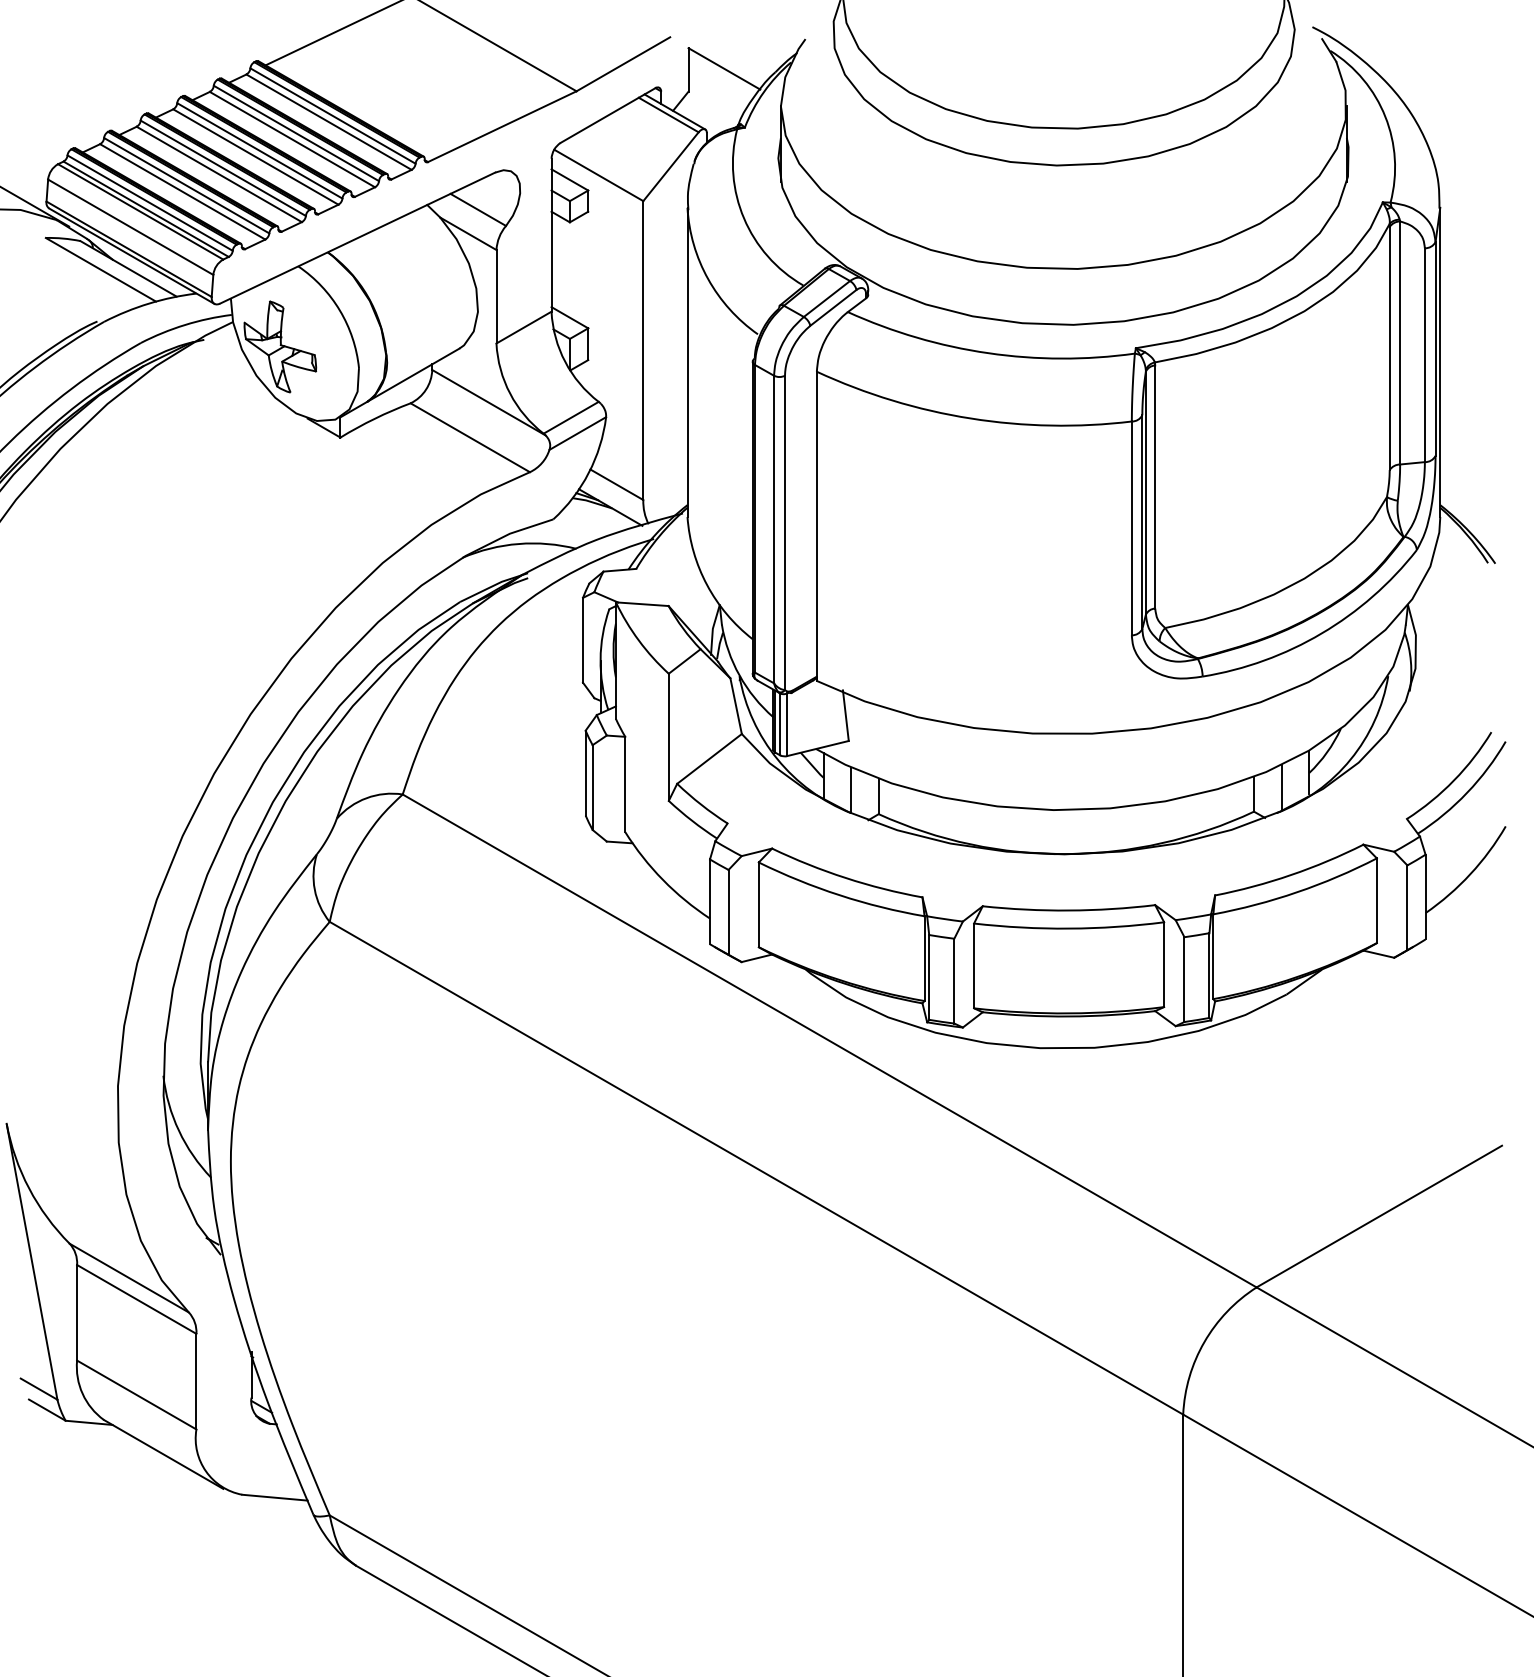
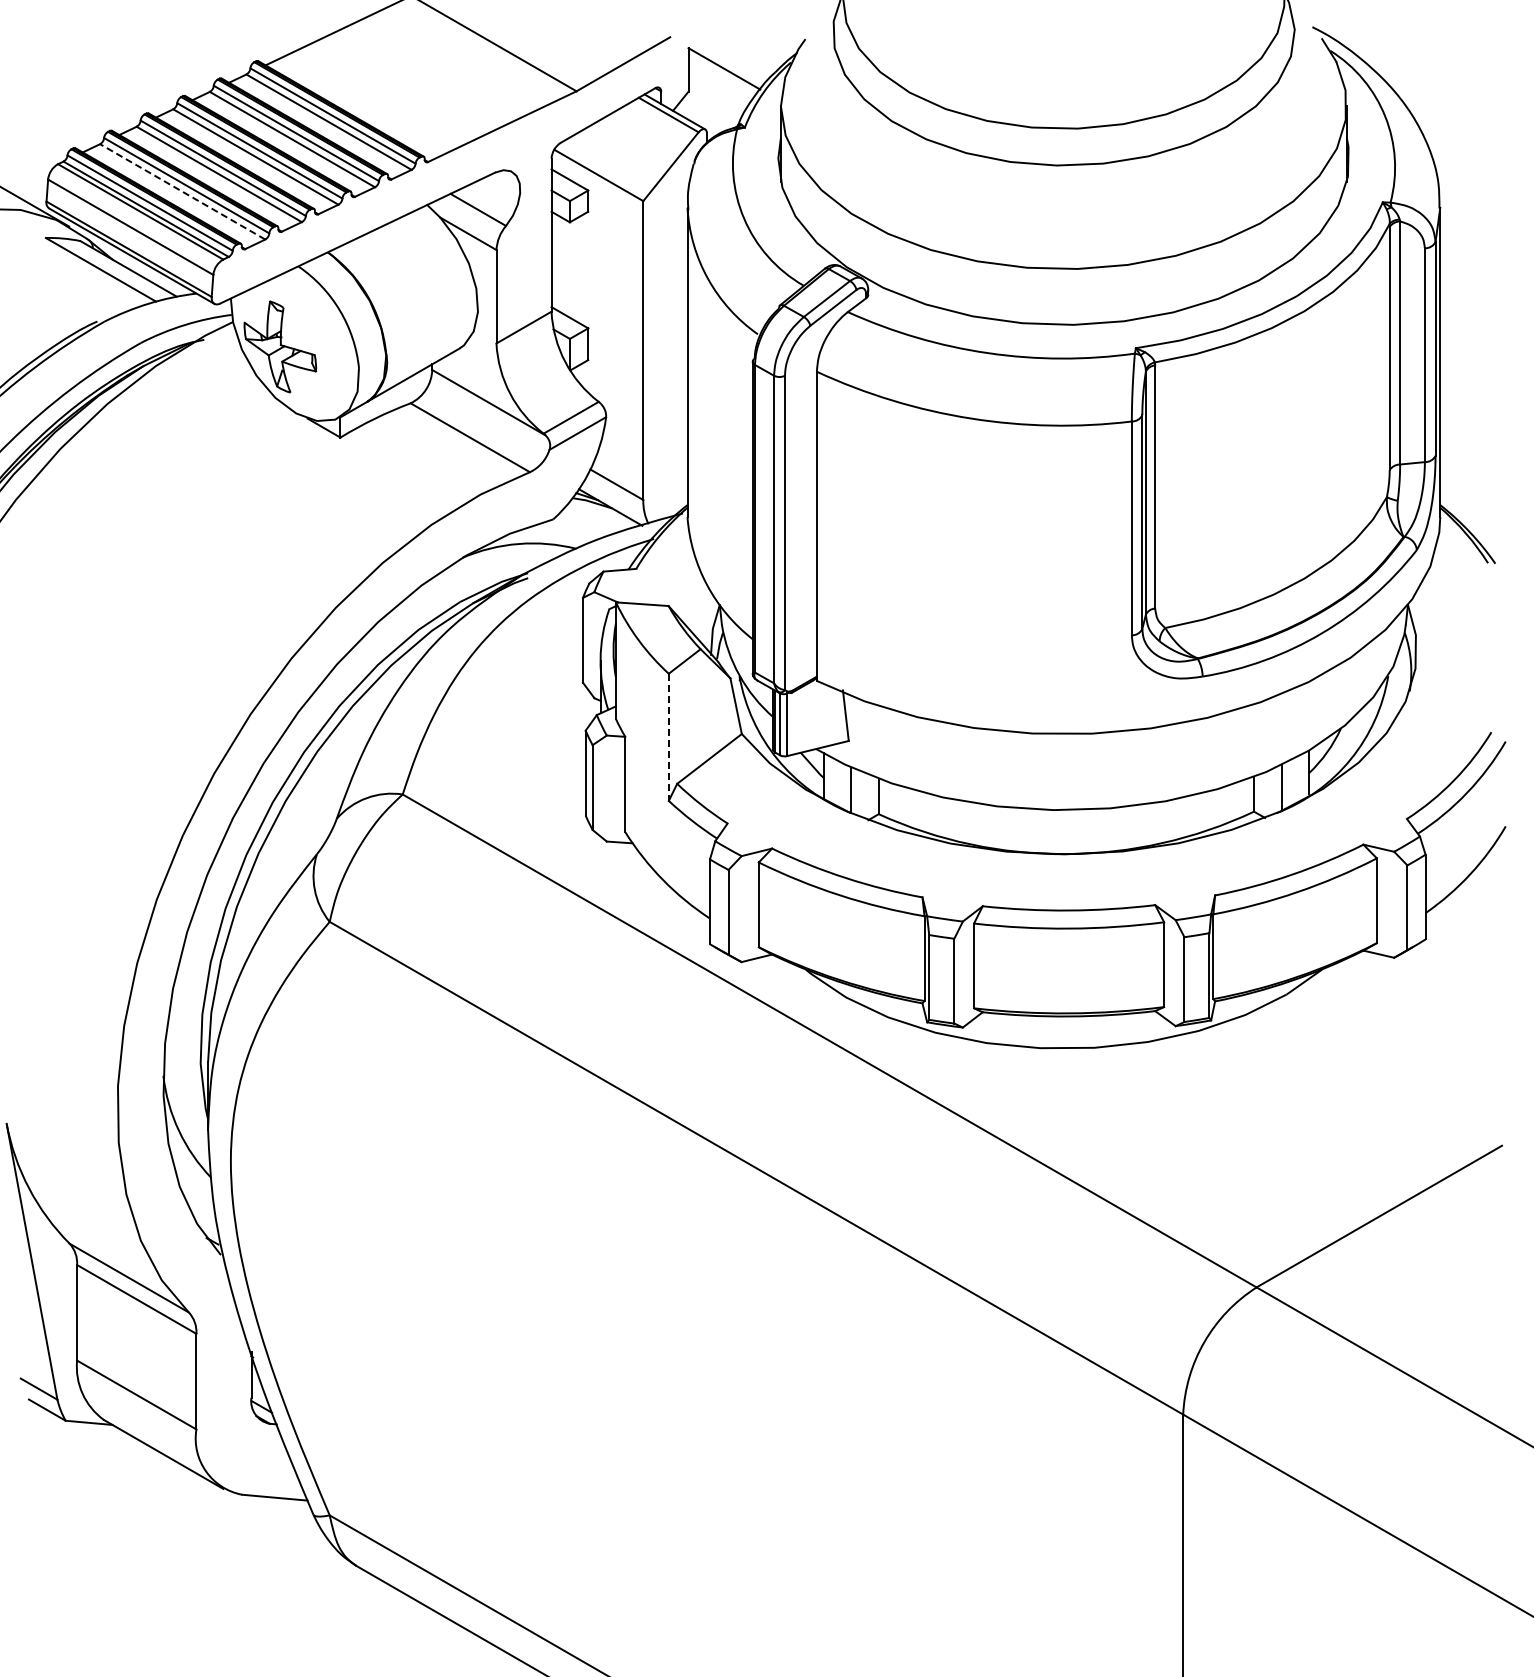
line: solid -> dashed (182, 191)
line: solid -> dashed (668, 737)
